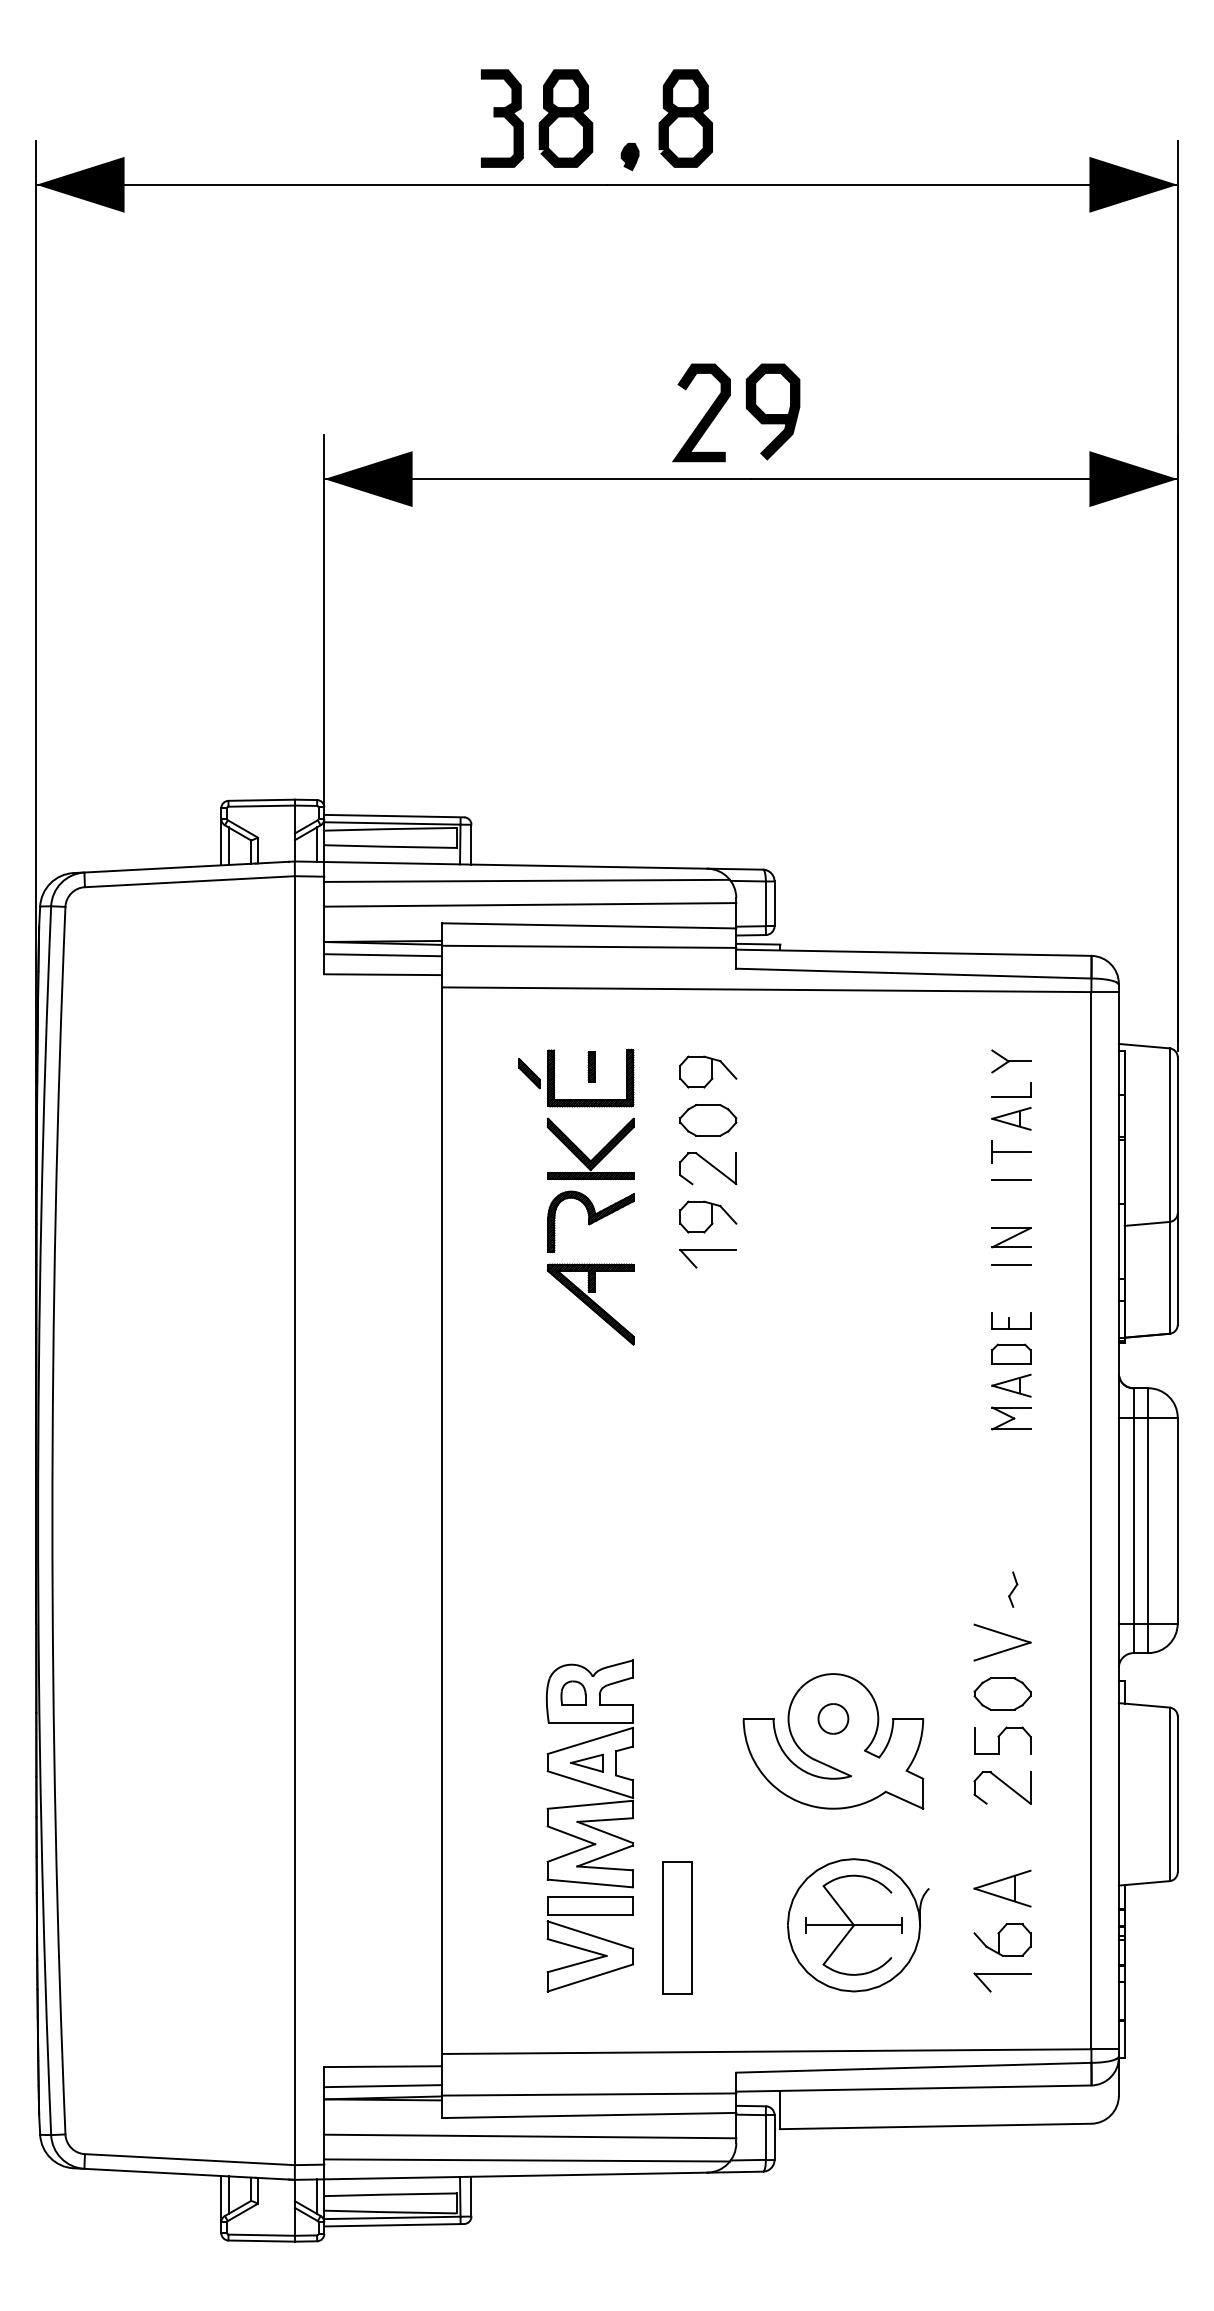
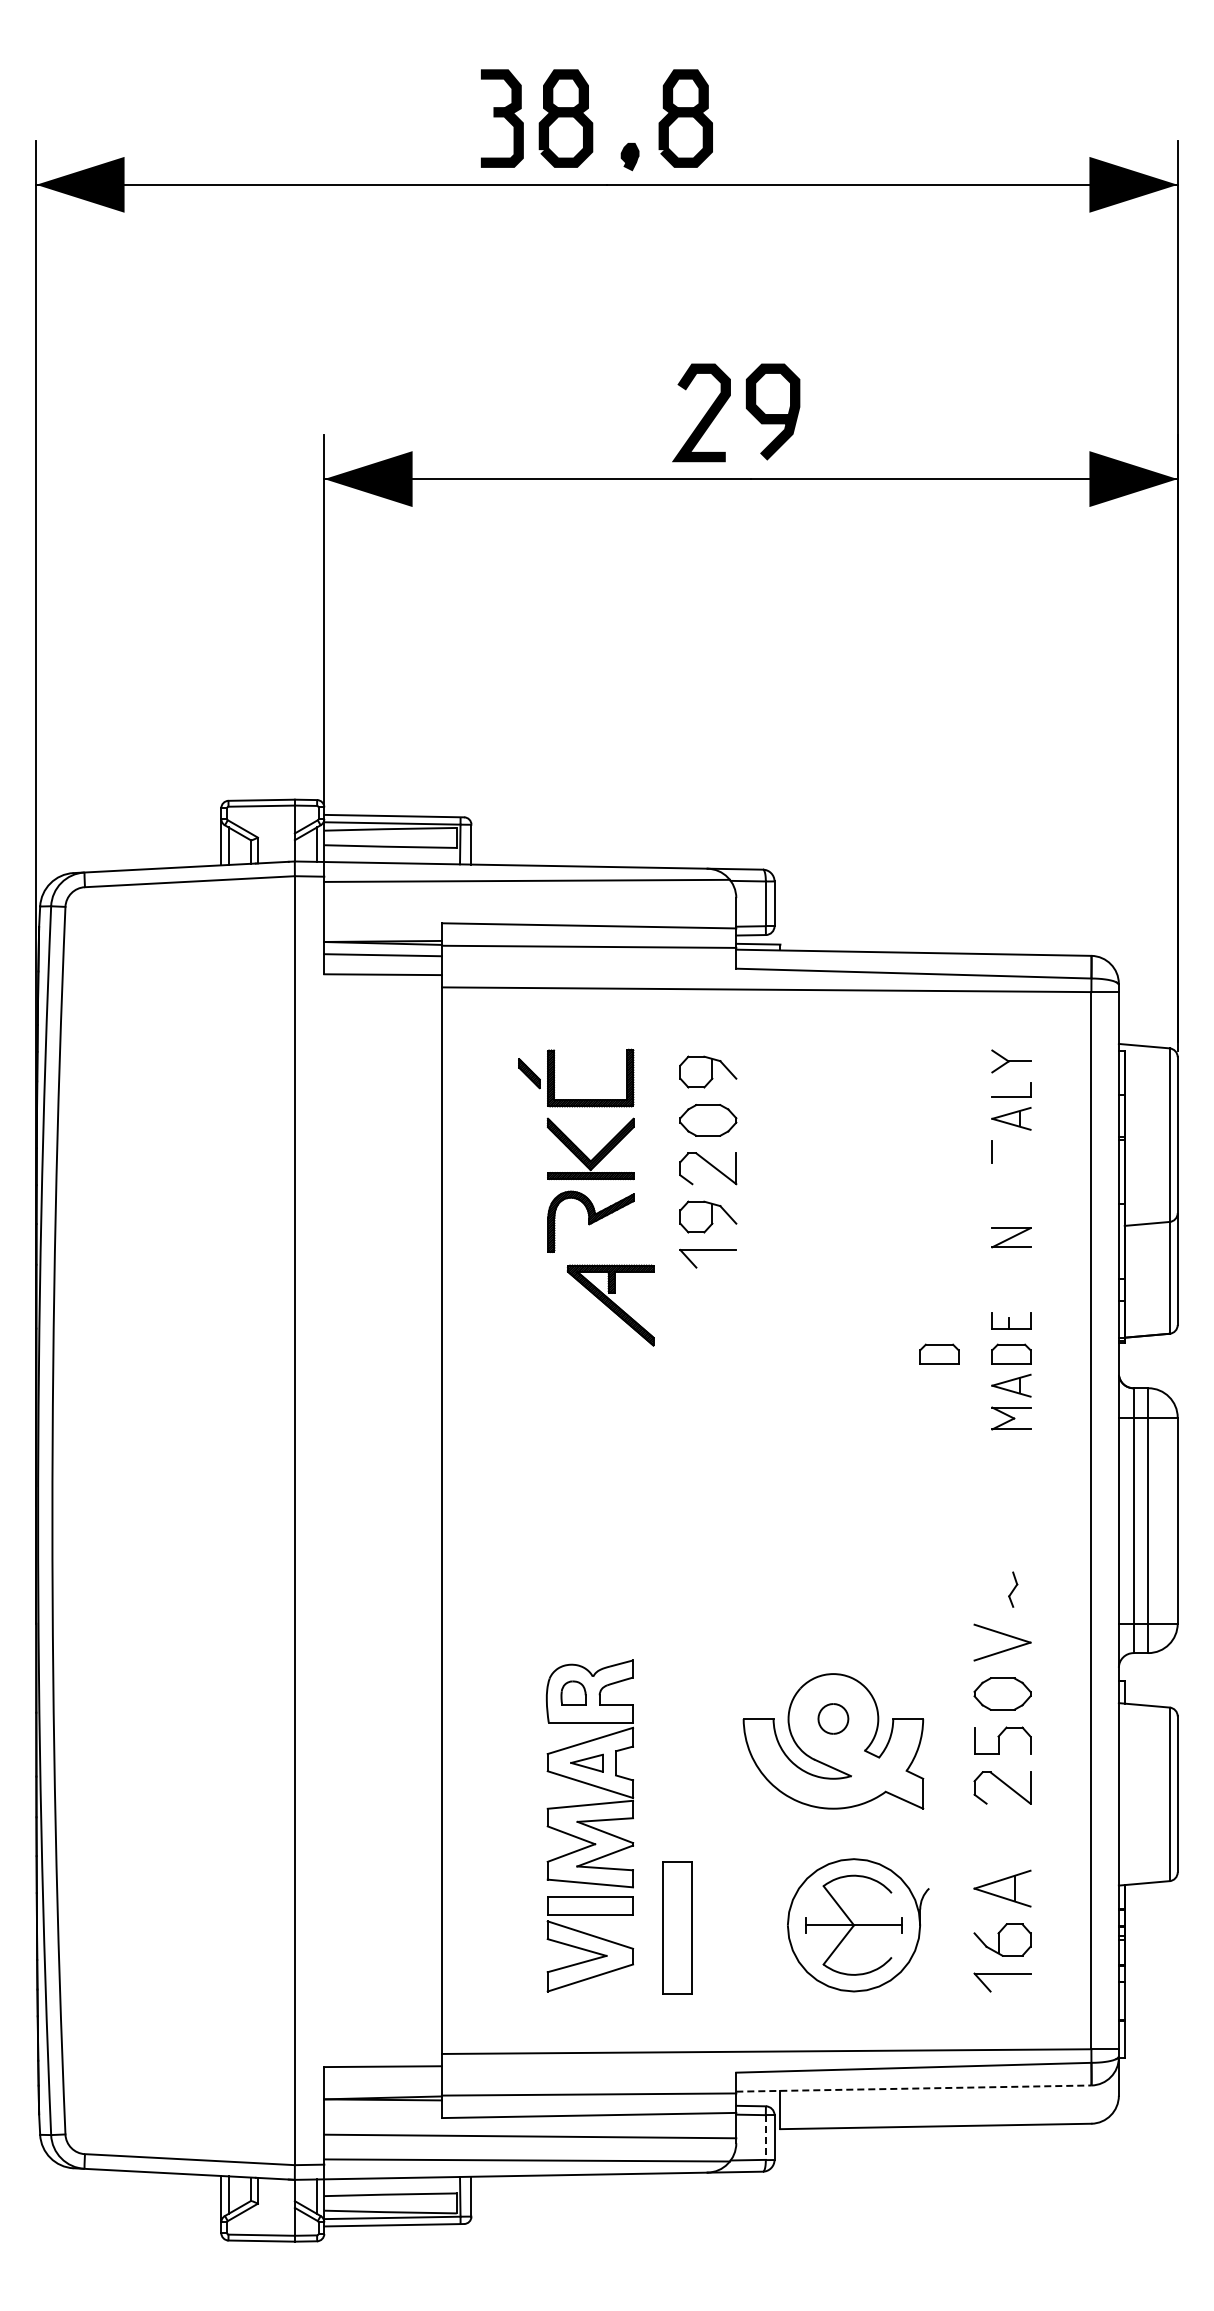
line: present -> none (530, 904)
part: present -> none (591, 1066)
line: present -> none (1011, 1151)
line: present -> none (1011, 1179)
line: present -> none (1011, 1264)
part position: (590, 1304) -> (610, 1305) (610, 1305)
part: none -> present (939, 1353)
line: present -> none (383, 2086)
line: solid -> dashed (913, 2088)
line: solid -> dashed (765, 2138)
